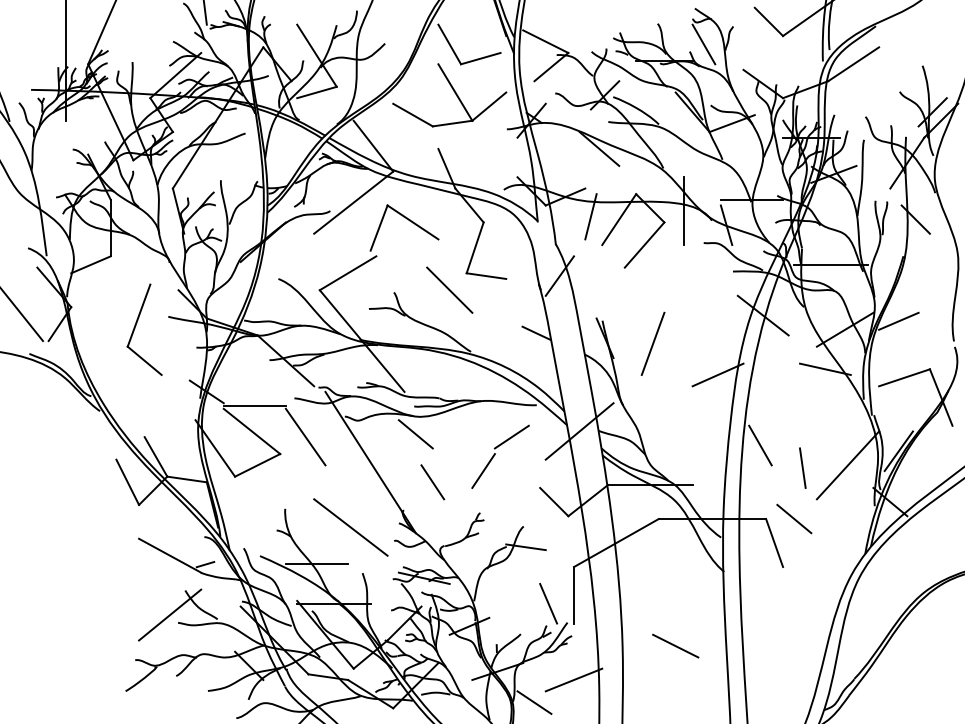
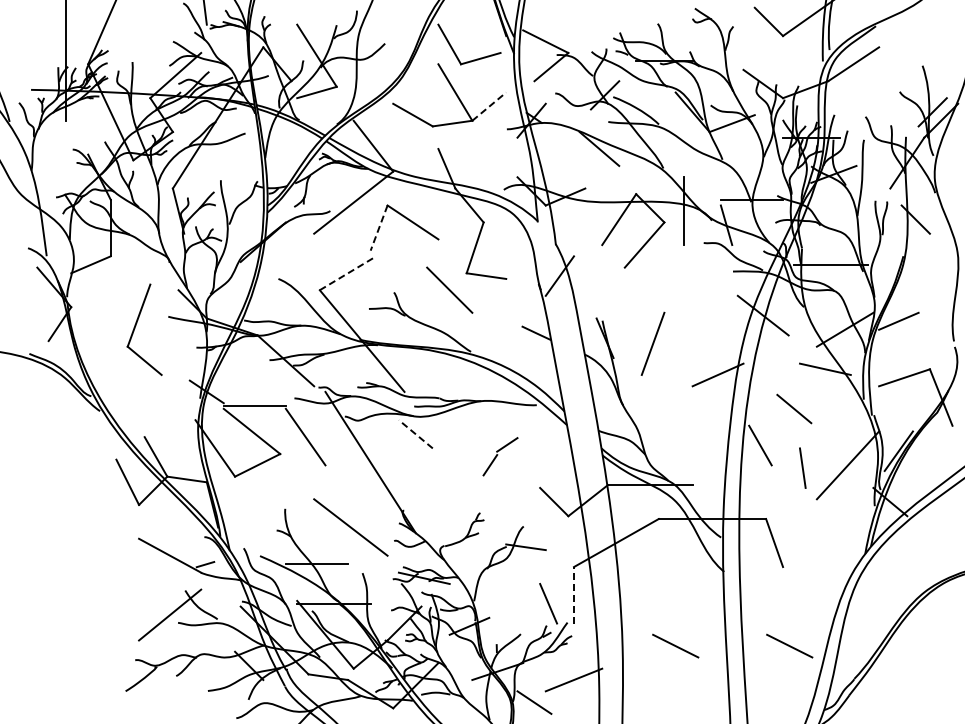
line: present -> none (703, 44)
line: solid -> dashed (489, 106)
line: present -> none (590, 216)
line: solid -> dashed (378, 228)
line: solid -> dashed (348, 273)
line: present -> none (22, 315)
line: present -> none (579, 431)
line: solid -> dashed (415, 433)
part size: 59x65 px -> 37x40 px (500, 456)
line: present -> none (432, 482)
line position: (794, 518) -> (794, 408) (794, 408)
line: solid -> dashed (574, 594)
line: none -> present (789, 645)
